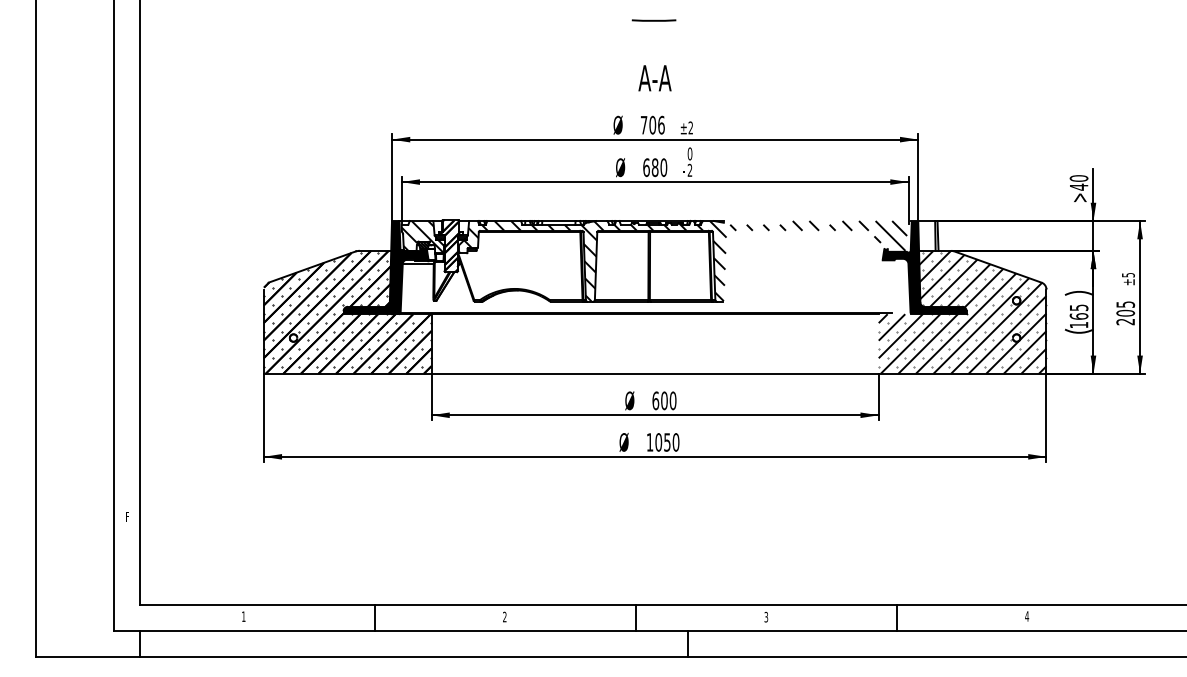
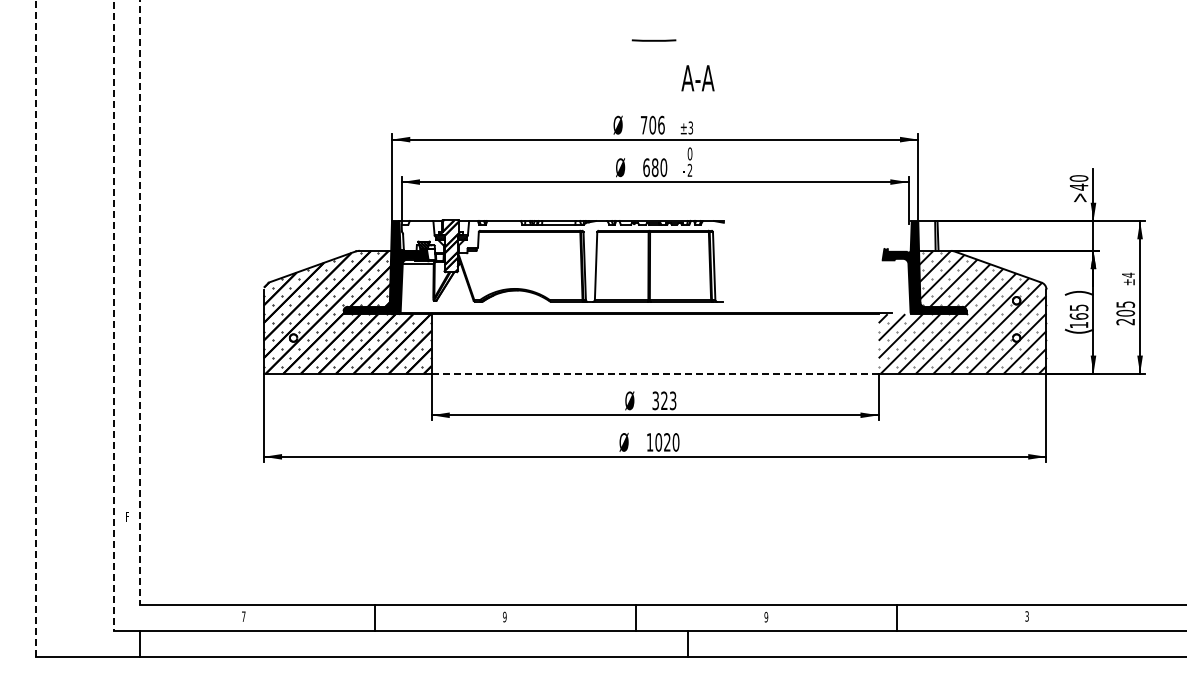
line position: (653, 20) -> (653, 40) (653, 40)
text position: (654, 78) -> (697, 78) (697, 78)
text: ±2 -> ±3 (690, 128)
hatch: present -> none (422, 236)
hatch: present -> none (682, 261)
text: ±5 -> ±4 (1128, 274)
line: solid -> dashed (139, 302)
line: solid -> dashed (113, 315)
line: solid -> dashed (35, 328)
line: solid -> dashed (655, 373)
text: 600 -> 323 (664, 400)
text: 1050 -> 1020 (667, 442)
text: 1 -> 7 (243, 616)
text: 3 -> 9 (766, 616)
text: 4 -> 3 (1027, 616)
text: 2 -> 9 (504, 617)
